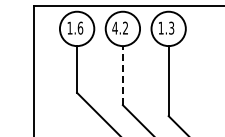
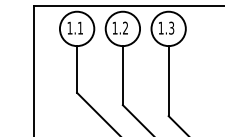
text: 1.6 -> 1.1 (80, 27)
text: 4.2 -> 1.2 (114, 27)
line: dashed -> solid (122, 75)
